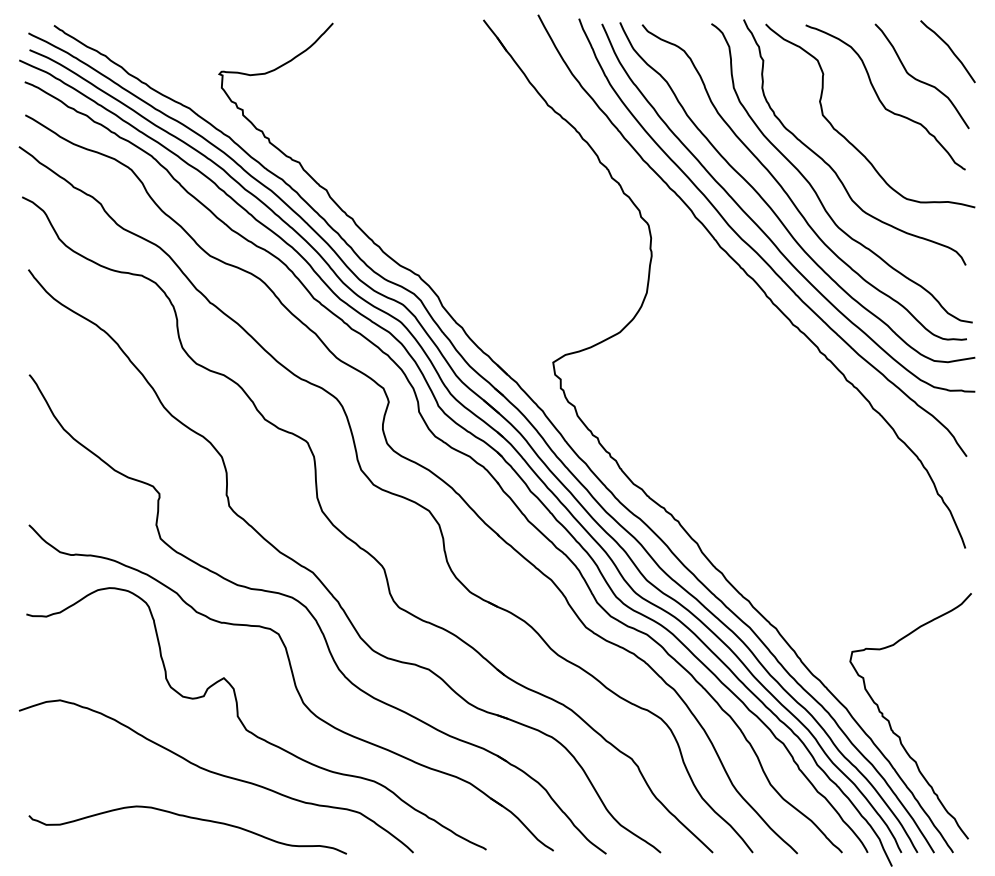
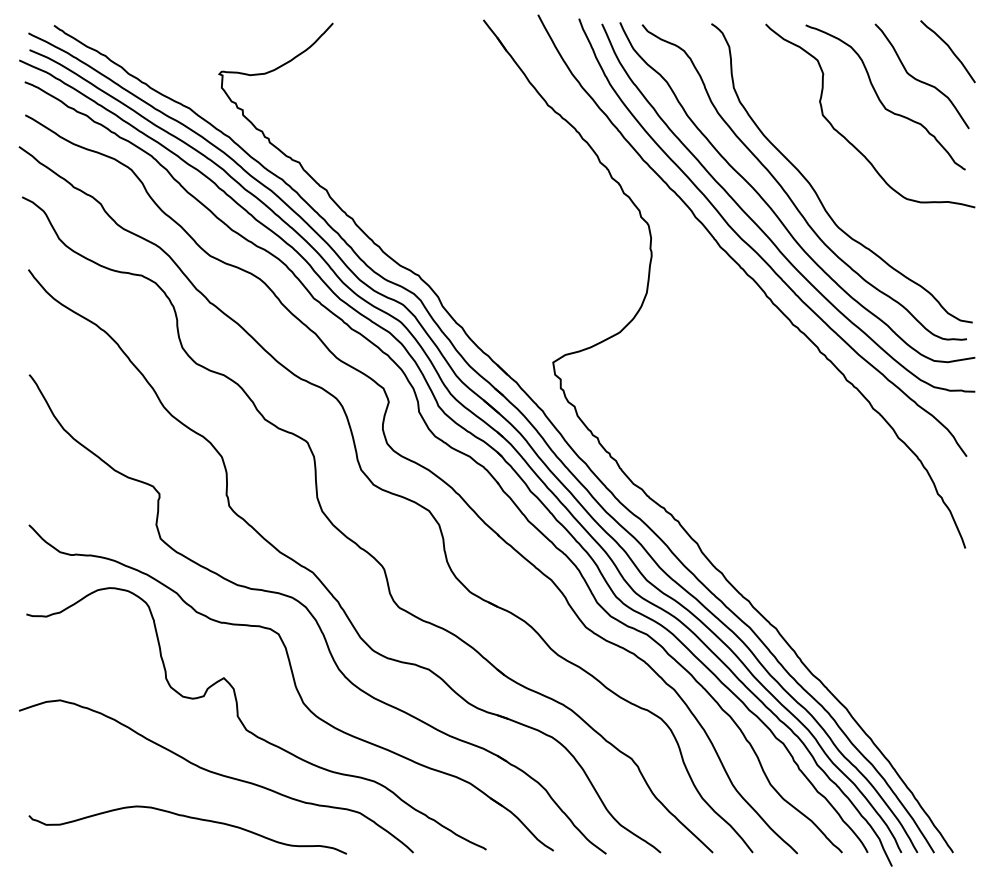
curve: present -> none (830, 165)
curve: present -> none (890, 723)
